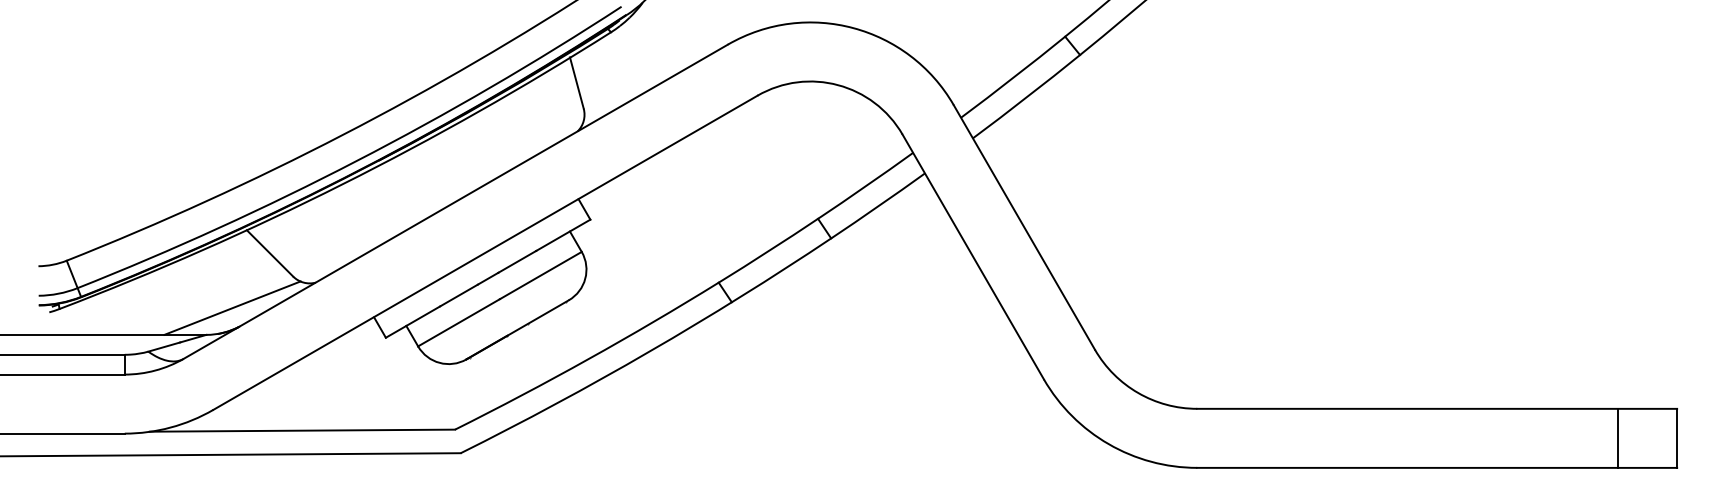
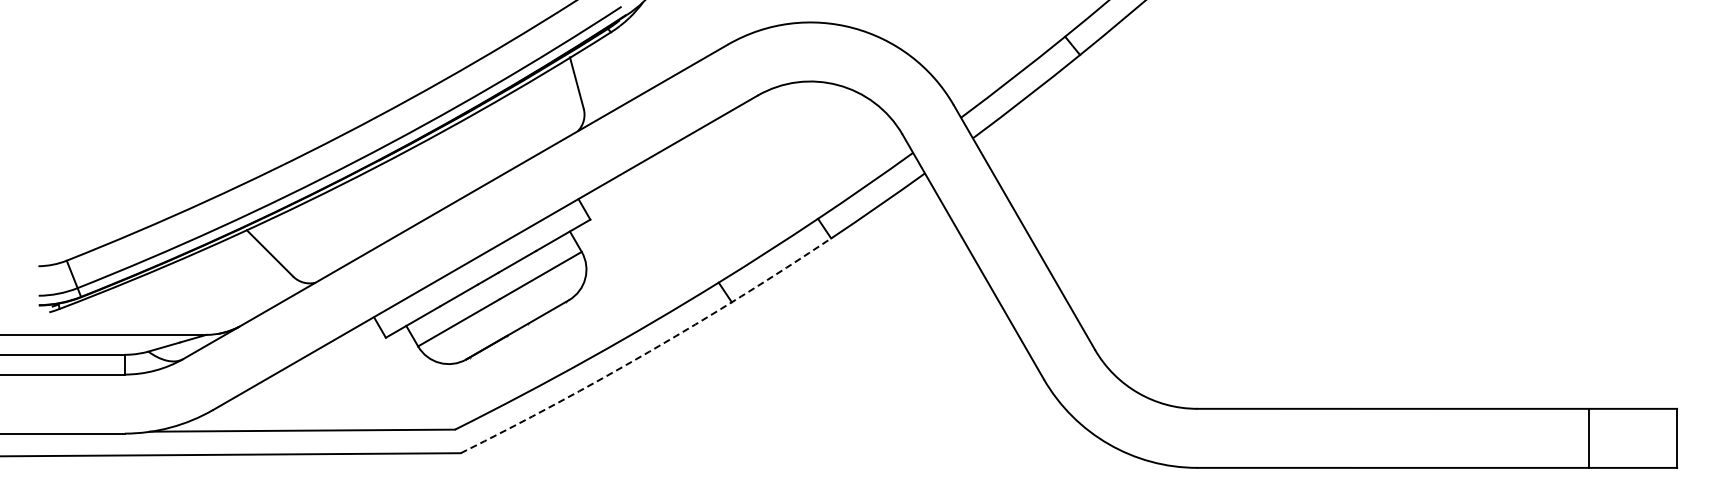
line: present -> none (232, 307)
arc: solid -> dashed (649, 351)
line position: (1618, 437) -> (1589, 437) (1589, 437)
